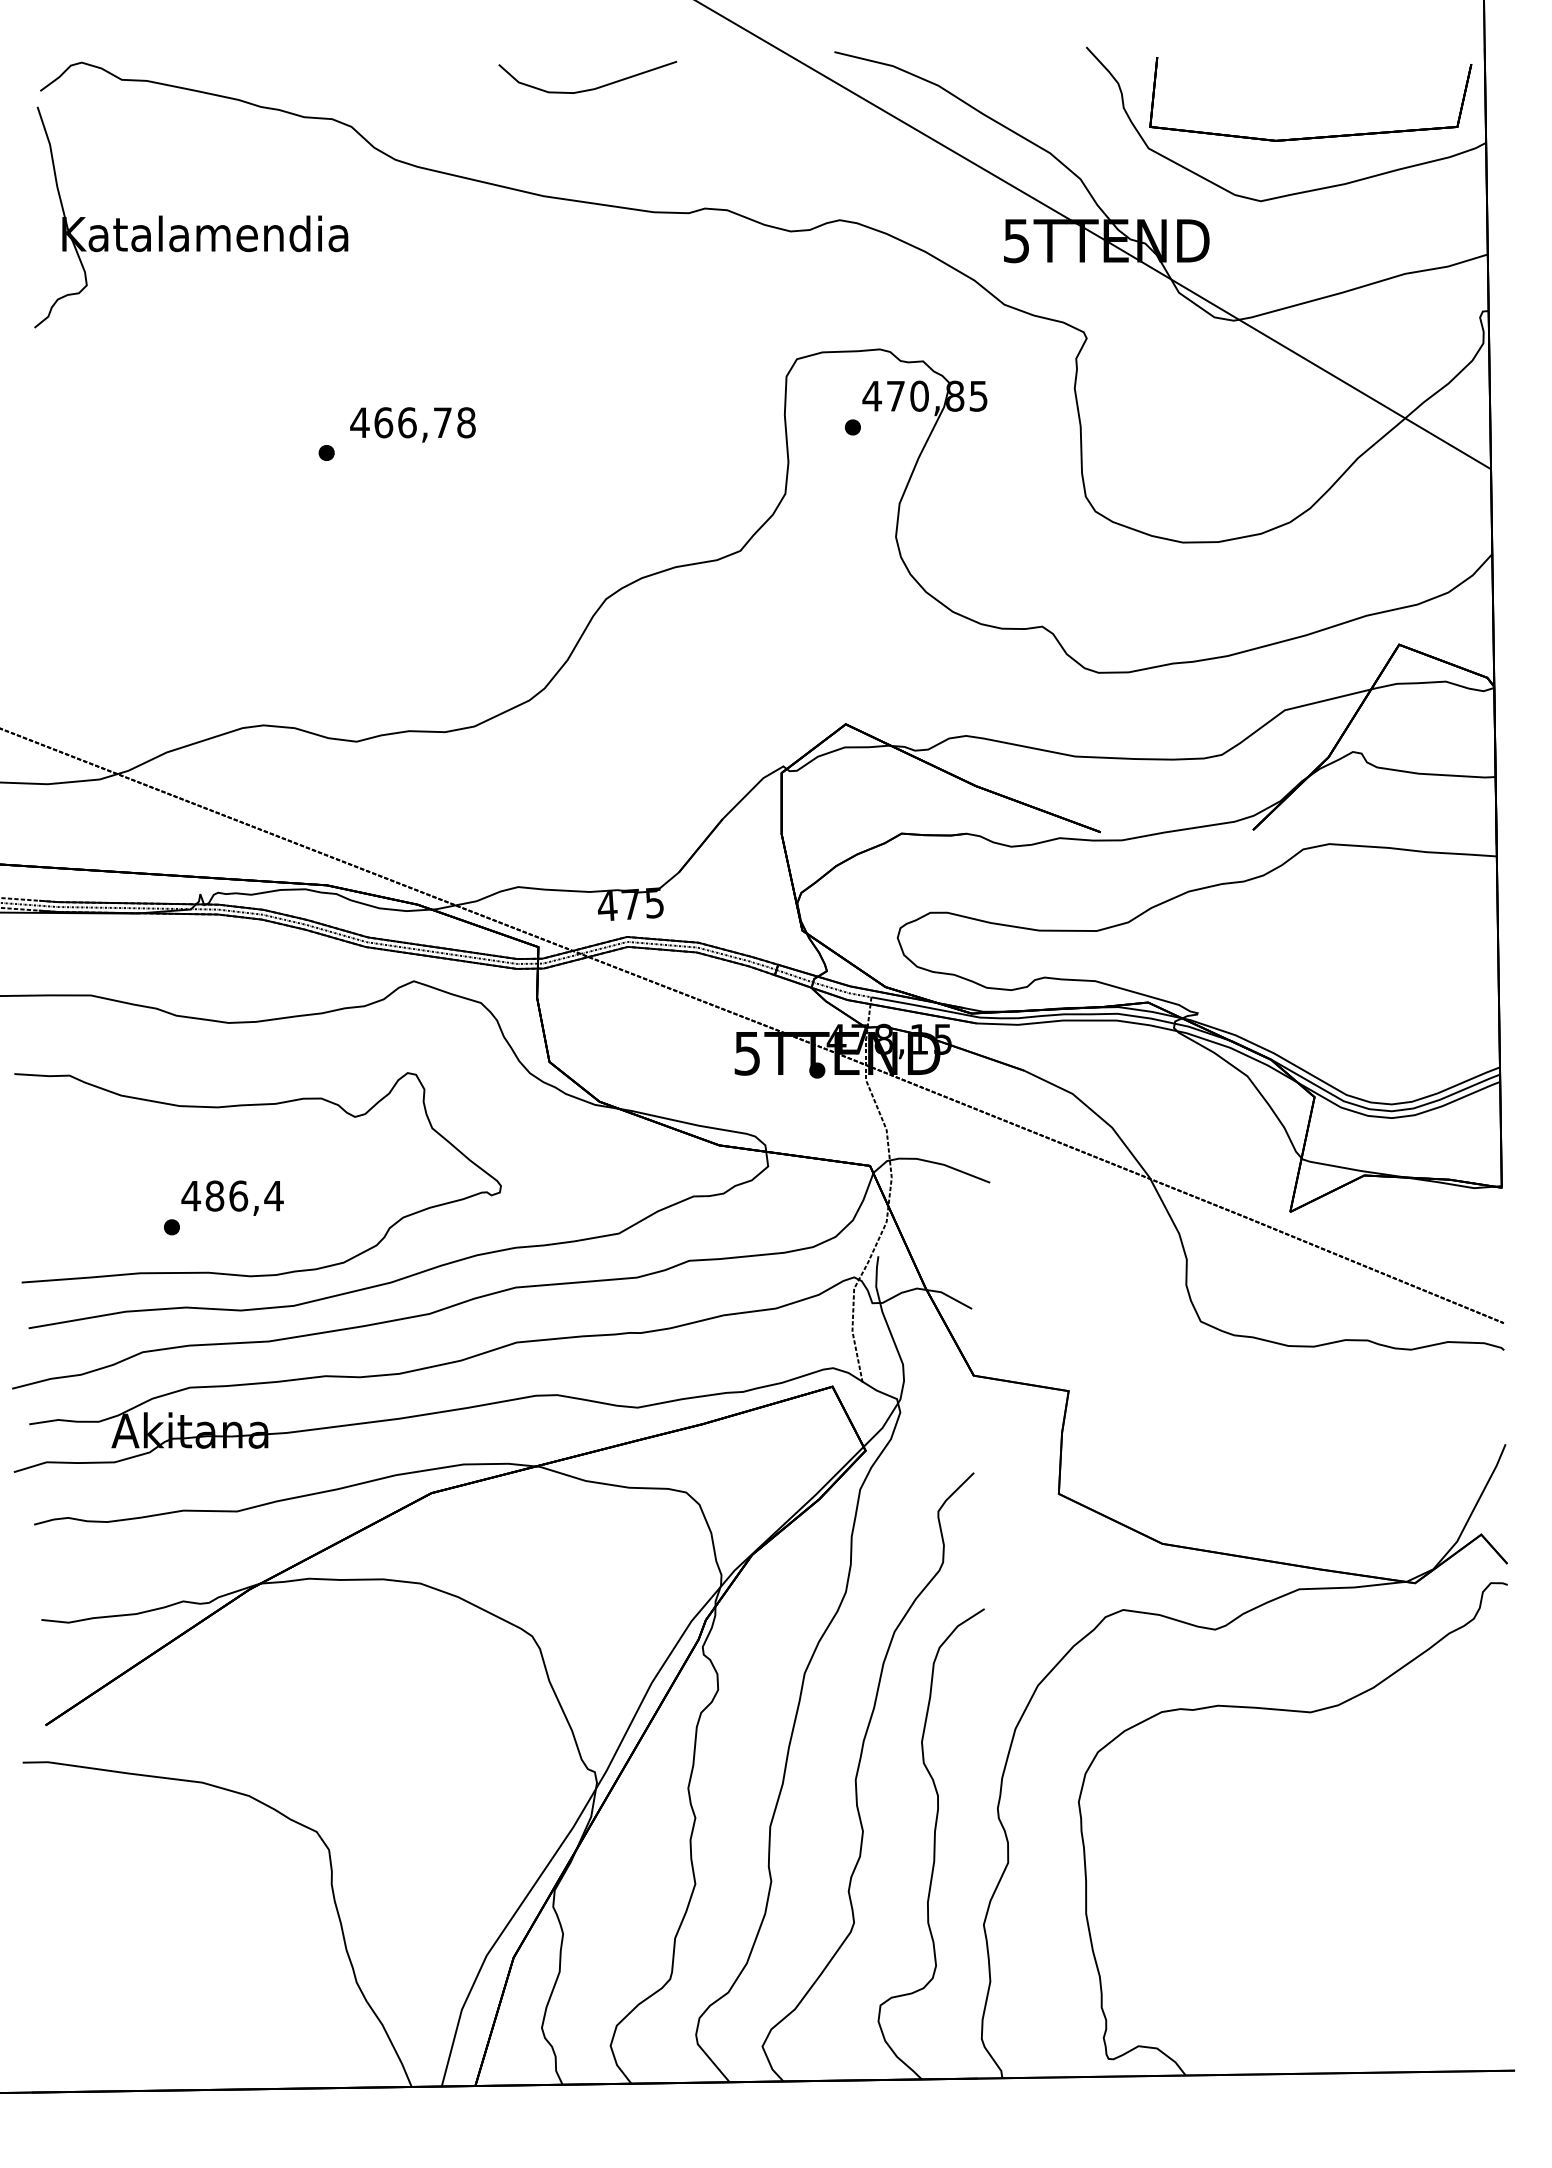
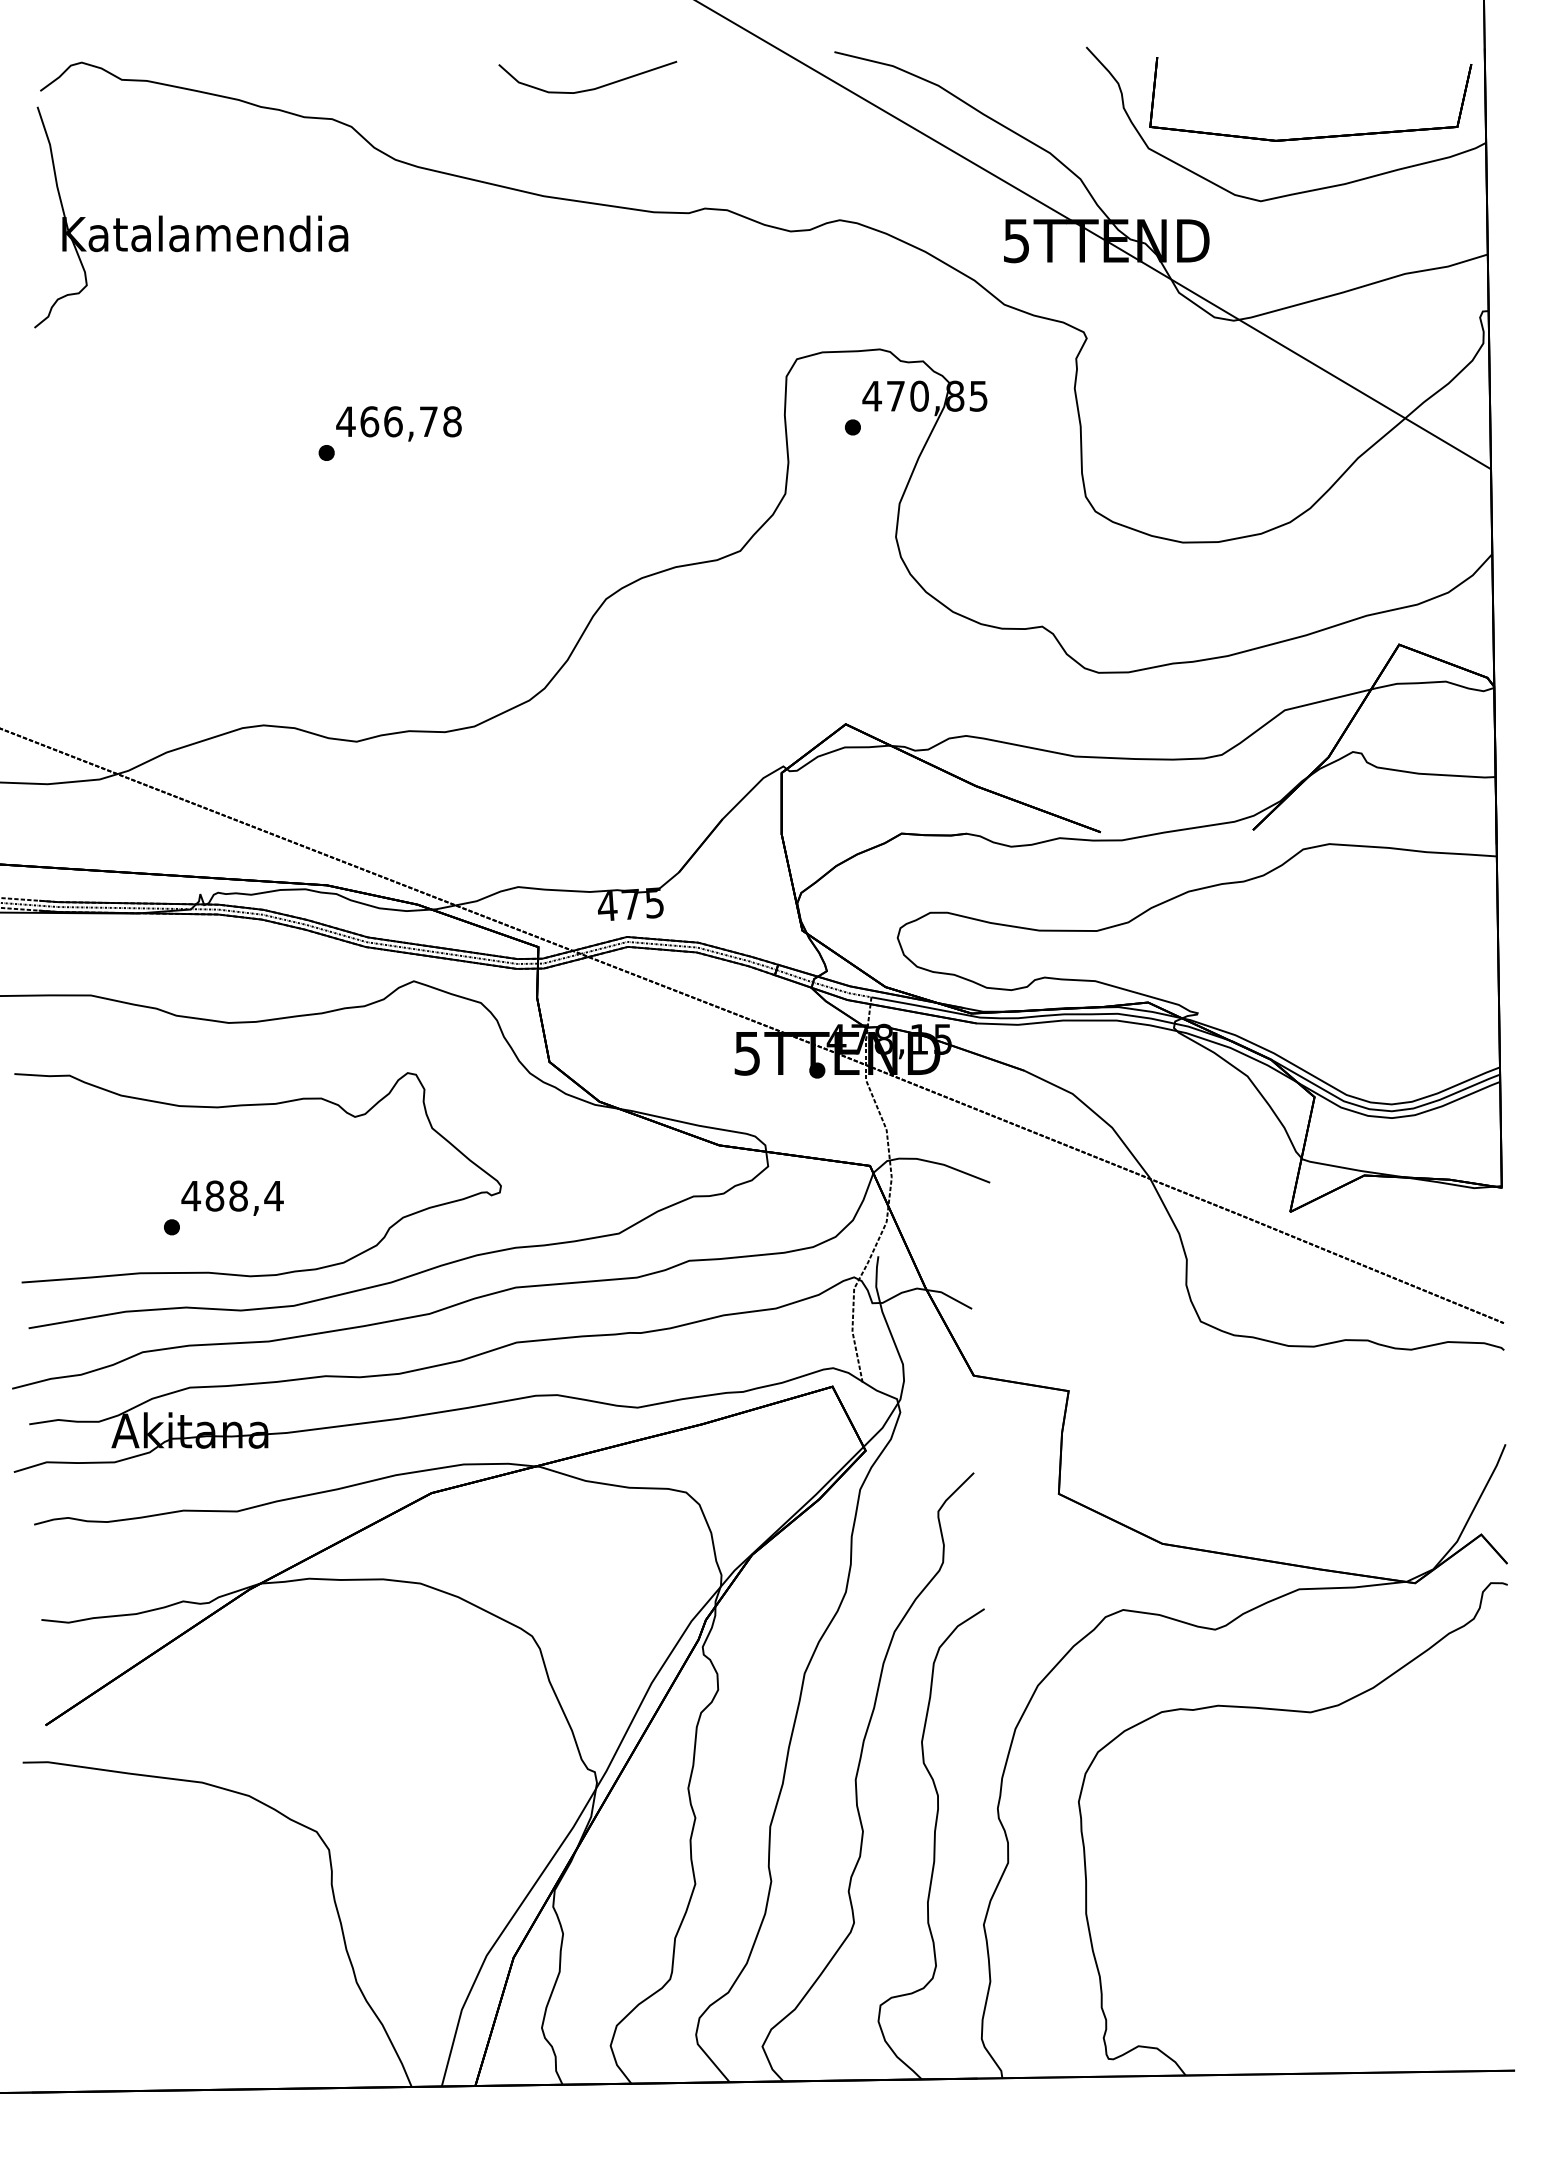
text position: (412, 424) -> (398, 423) (398, 423)
text: 486,4 -> 488,4 (238, 1195)
